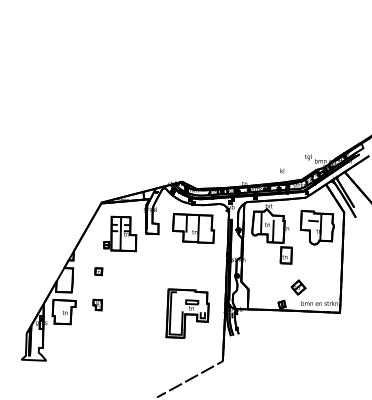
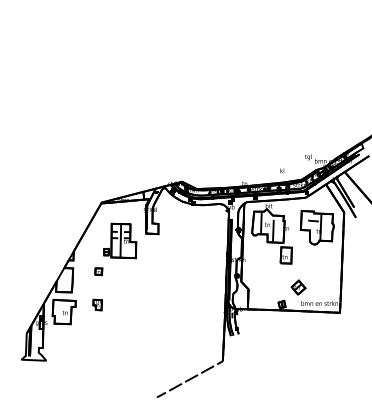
part: present -> none (193, 228)
part position: (120, 233) -> (120, 240) (120, 240)
part: present -> none (187, 313)
